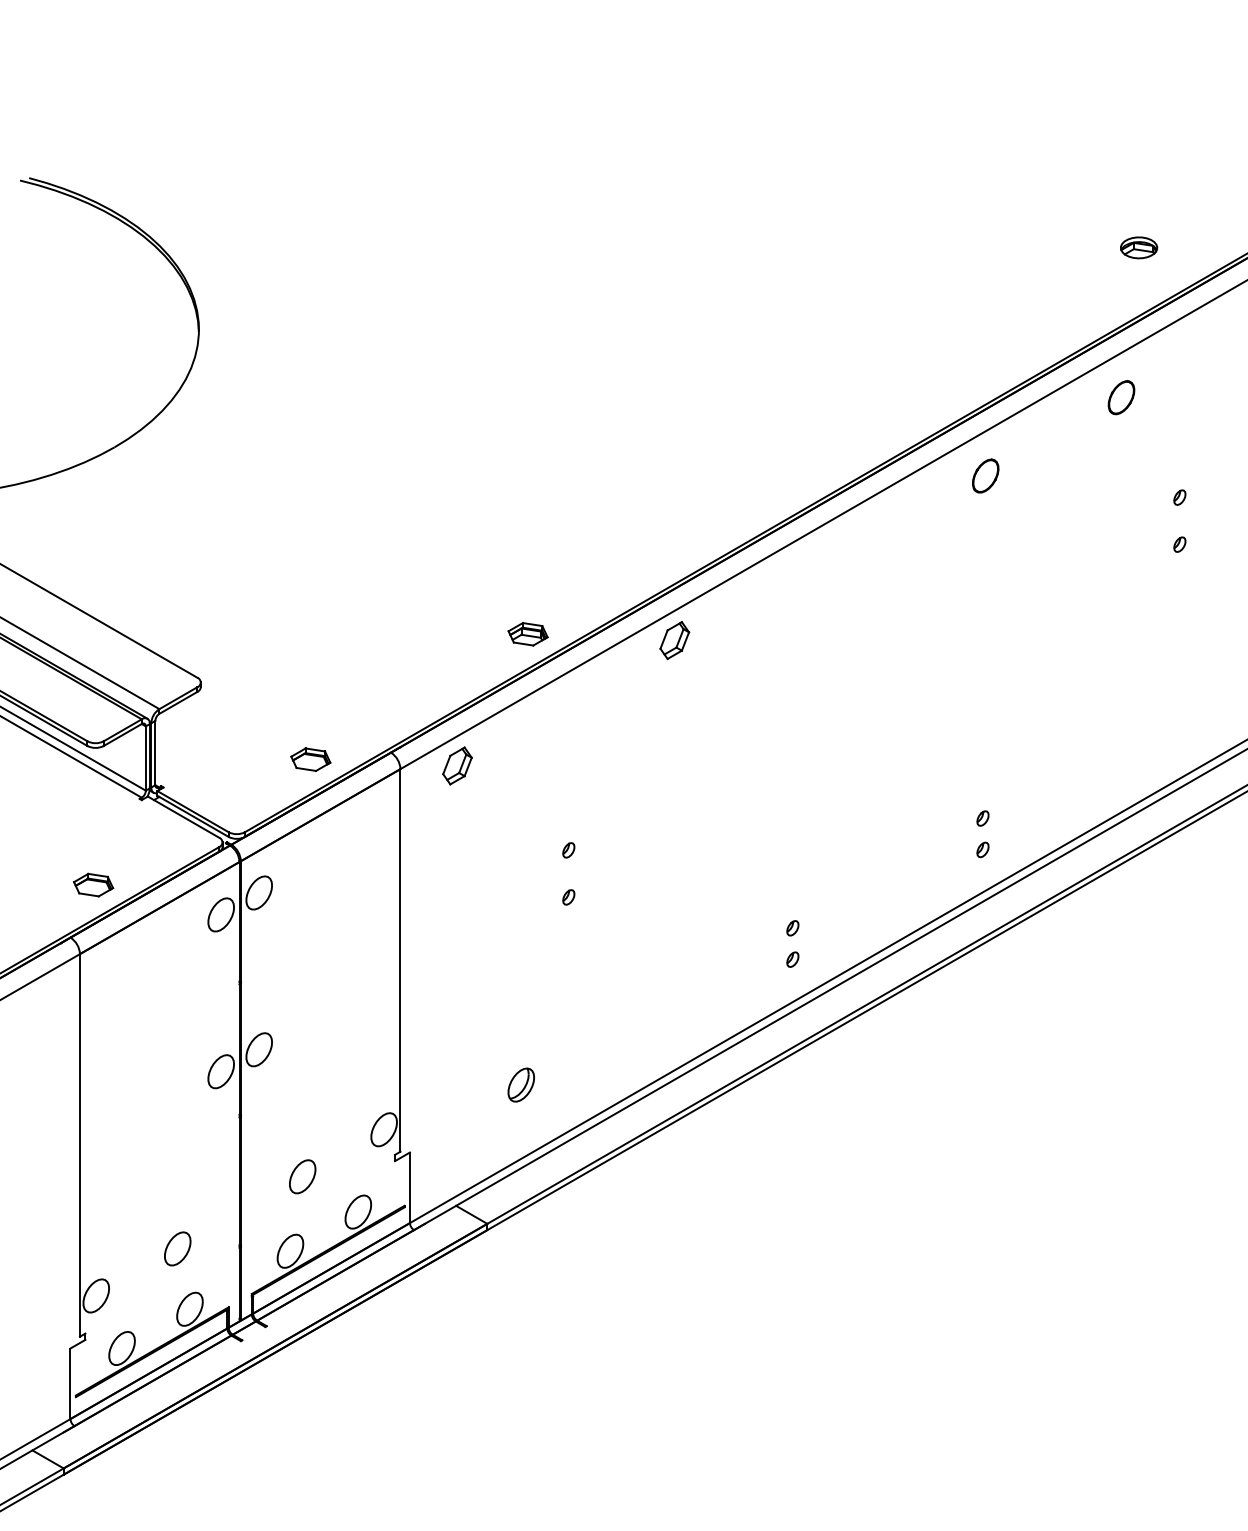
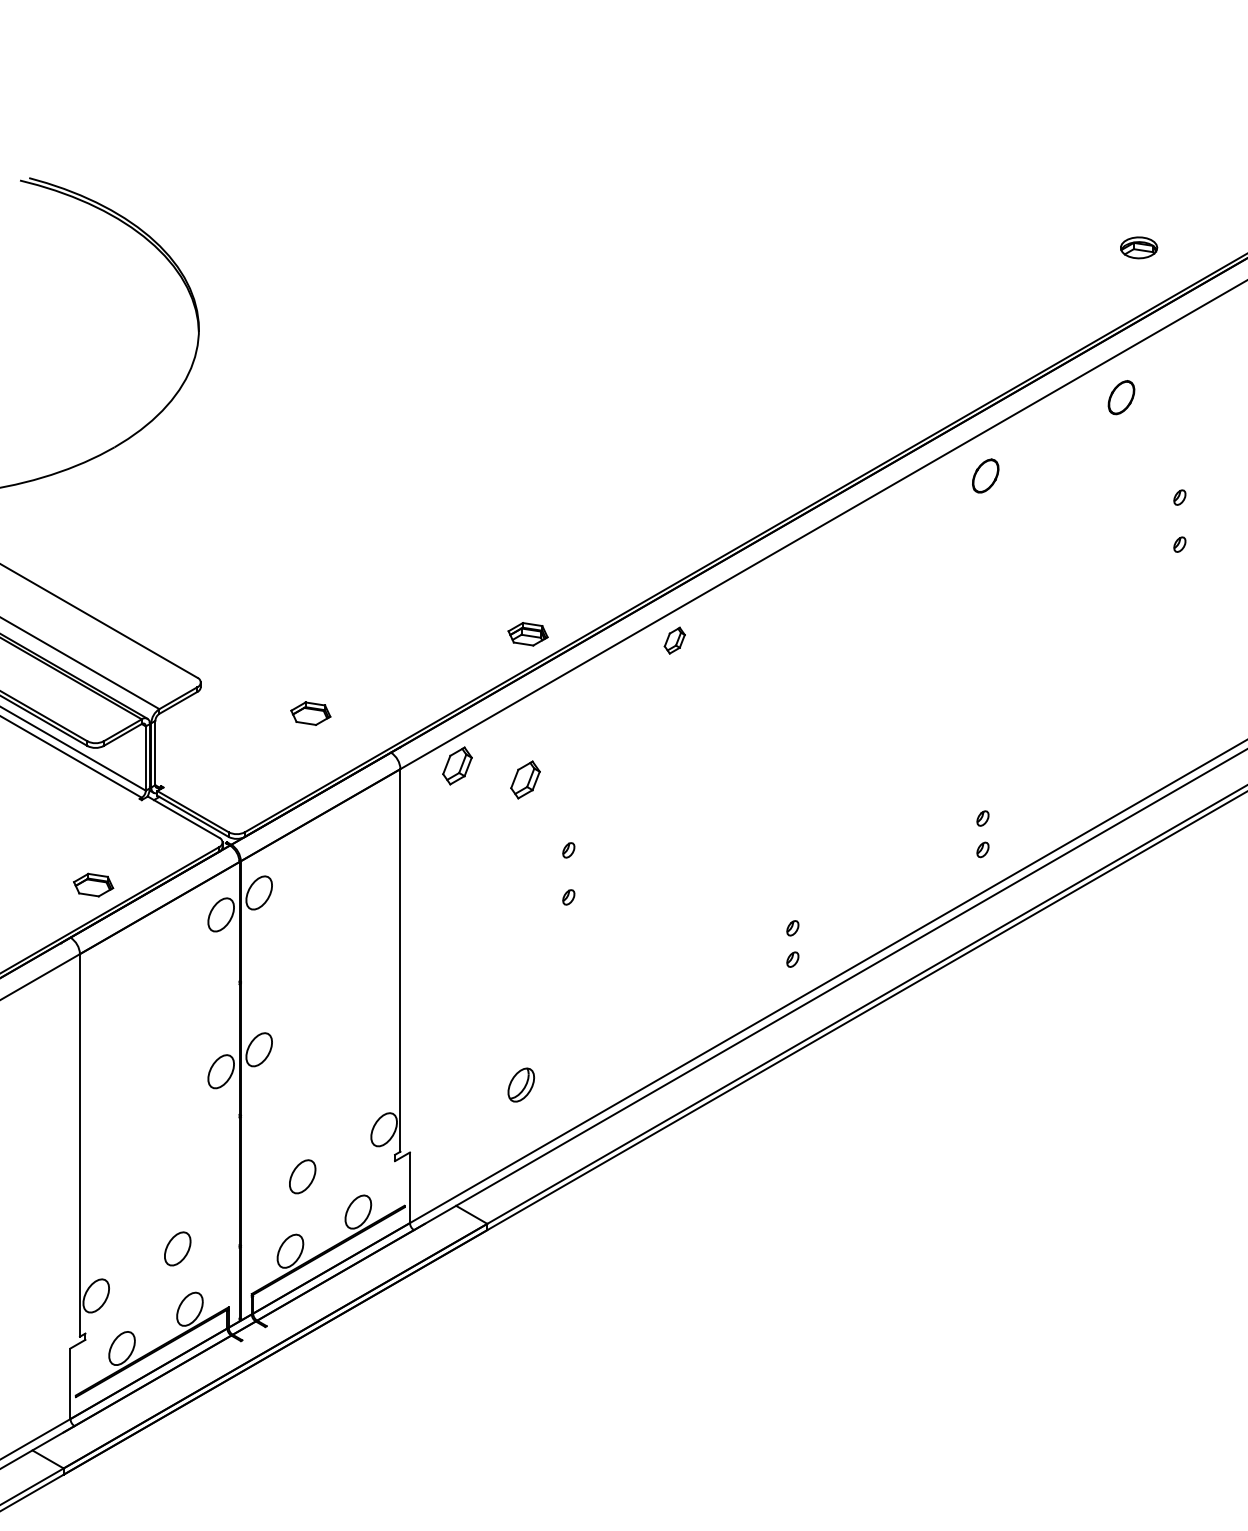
part size: 32x40 px -> 23x29 px (674, 640)
part position: (310, 759) -> (310, 713) (310, 713)
part: none -> present (525, 779)
